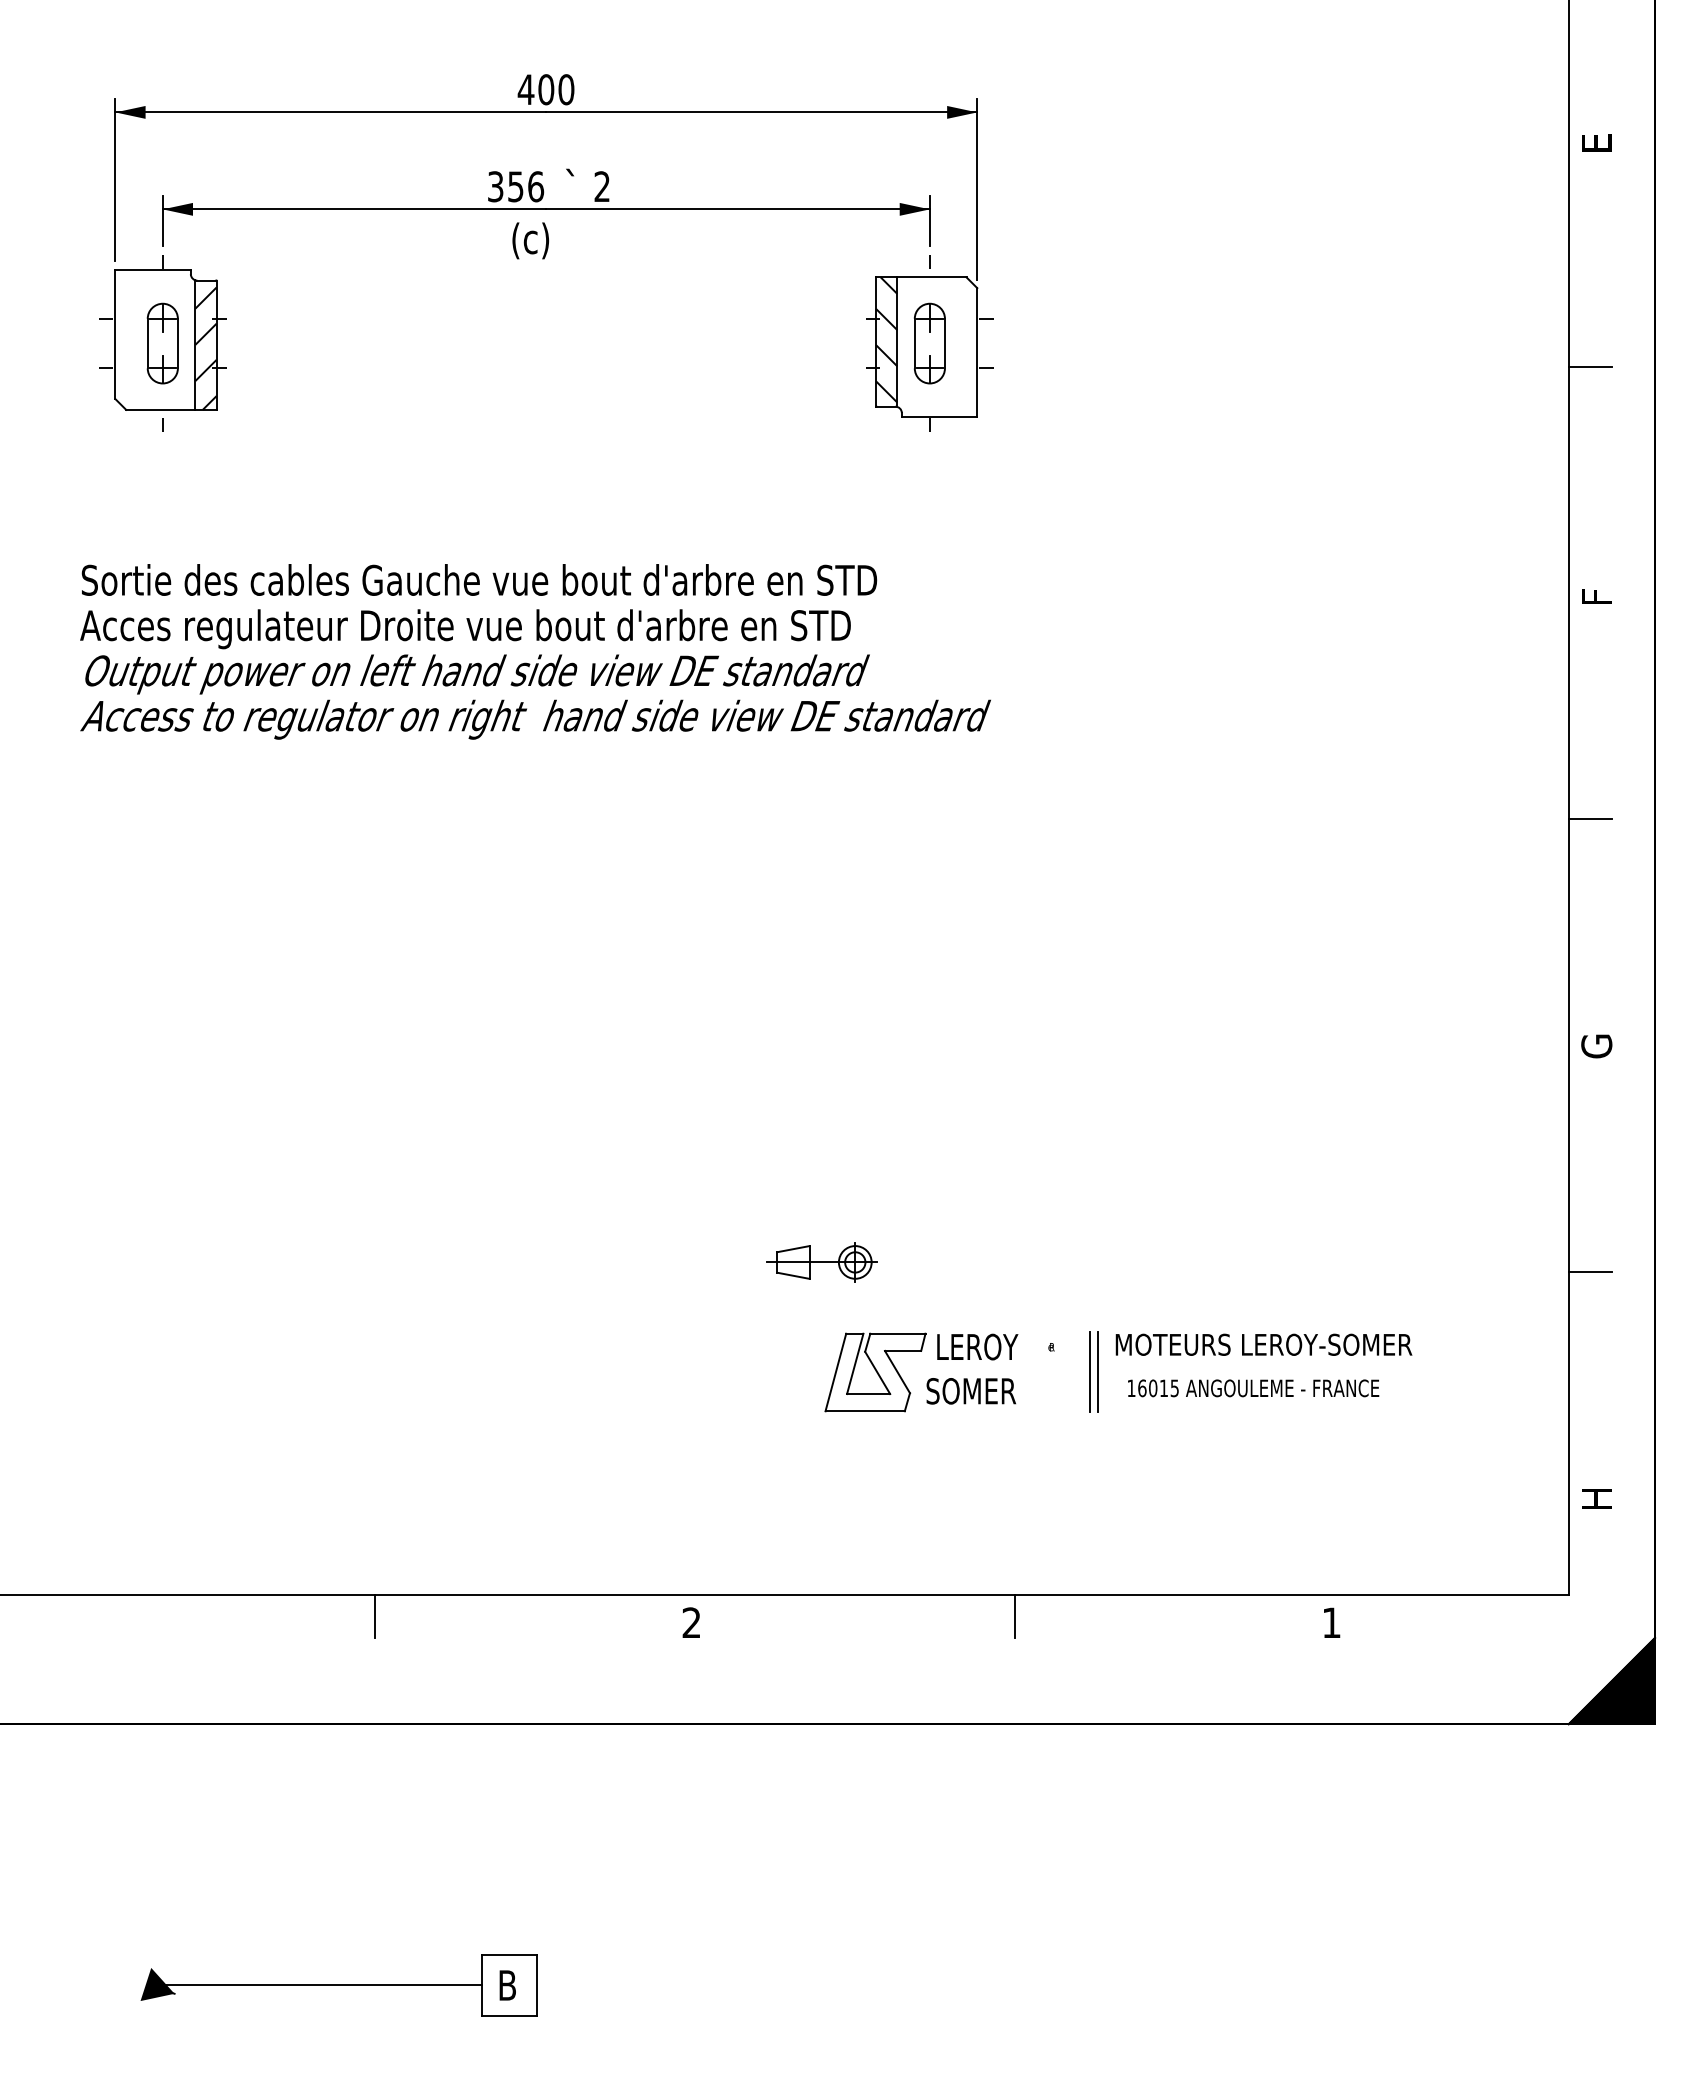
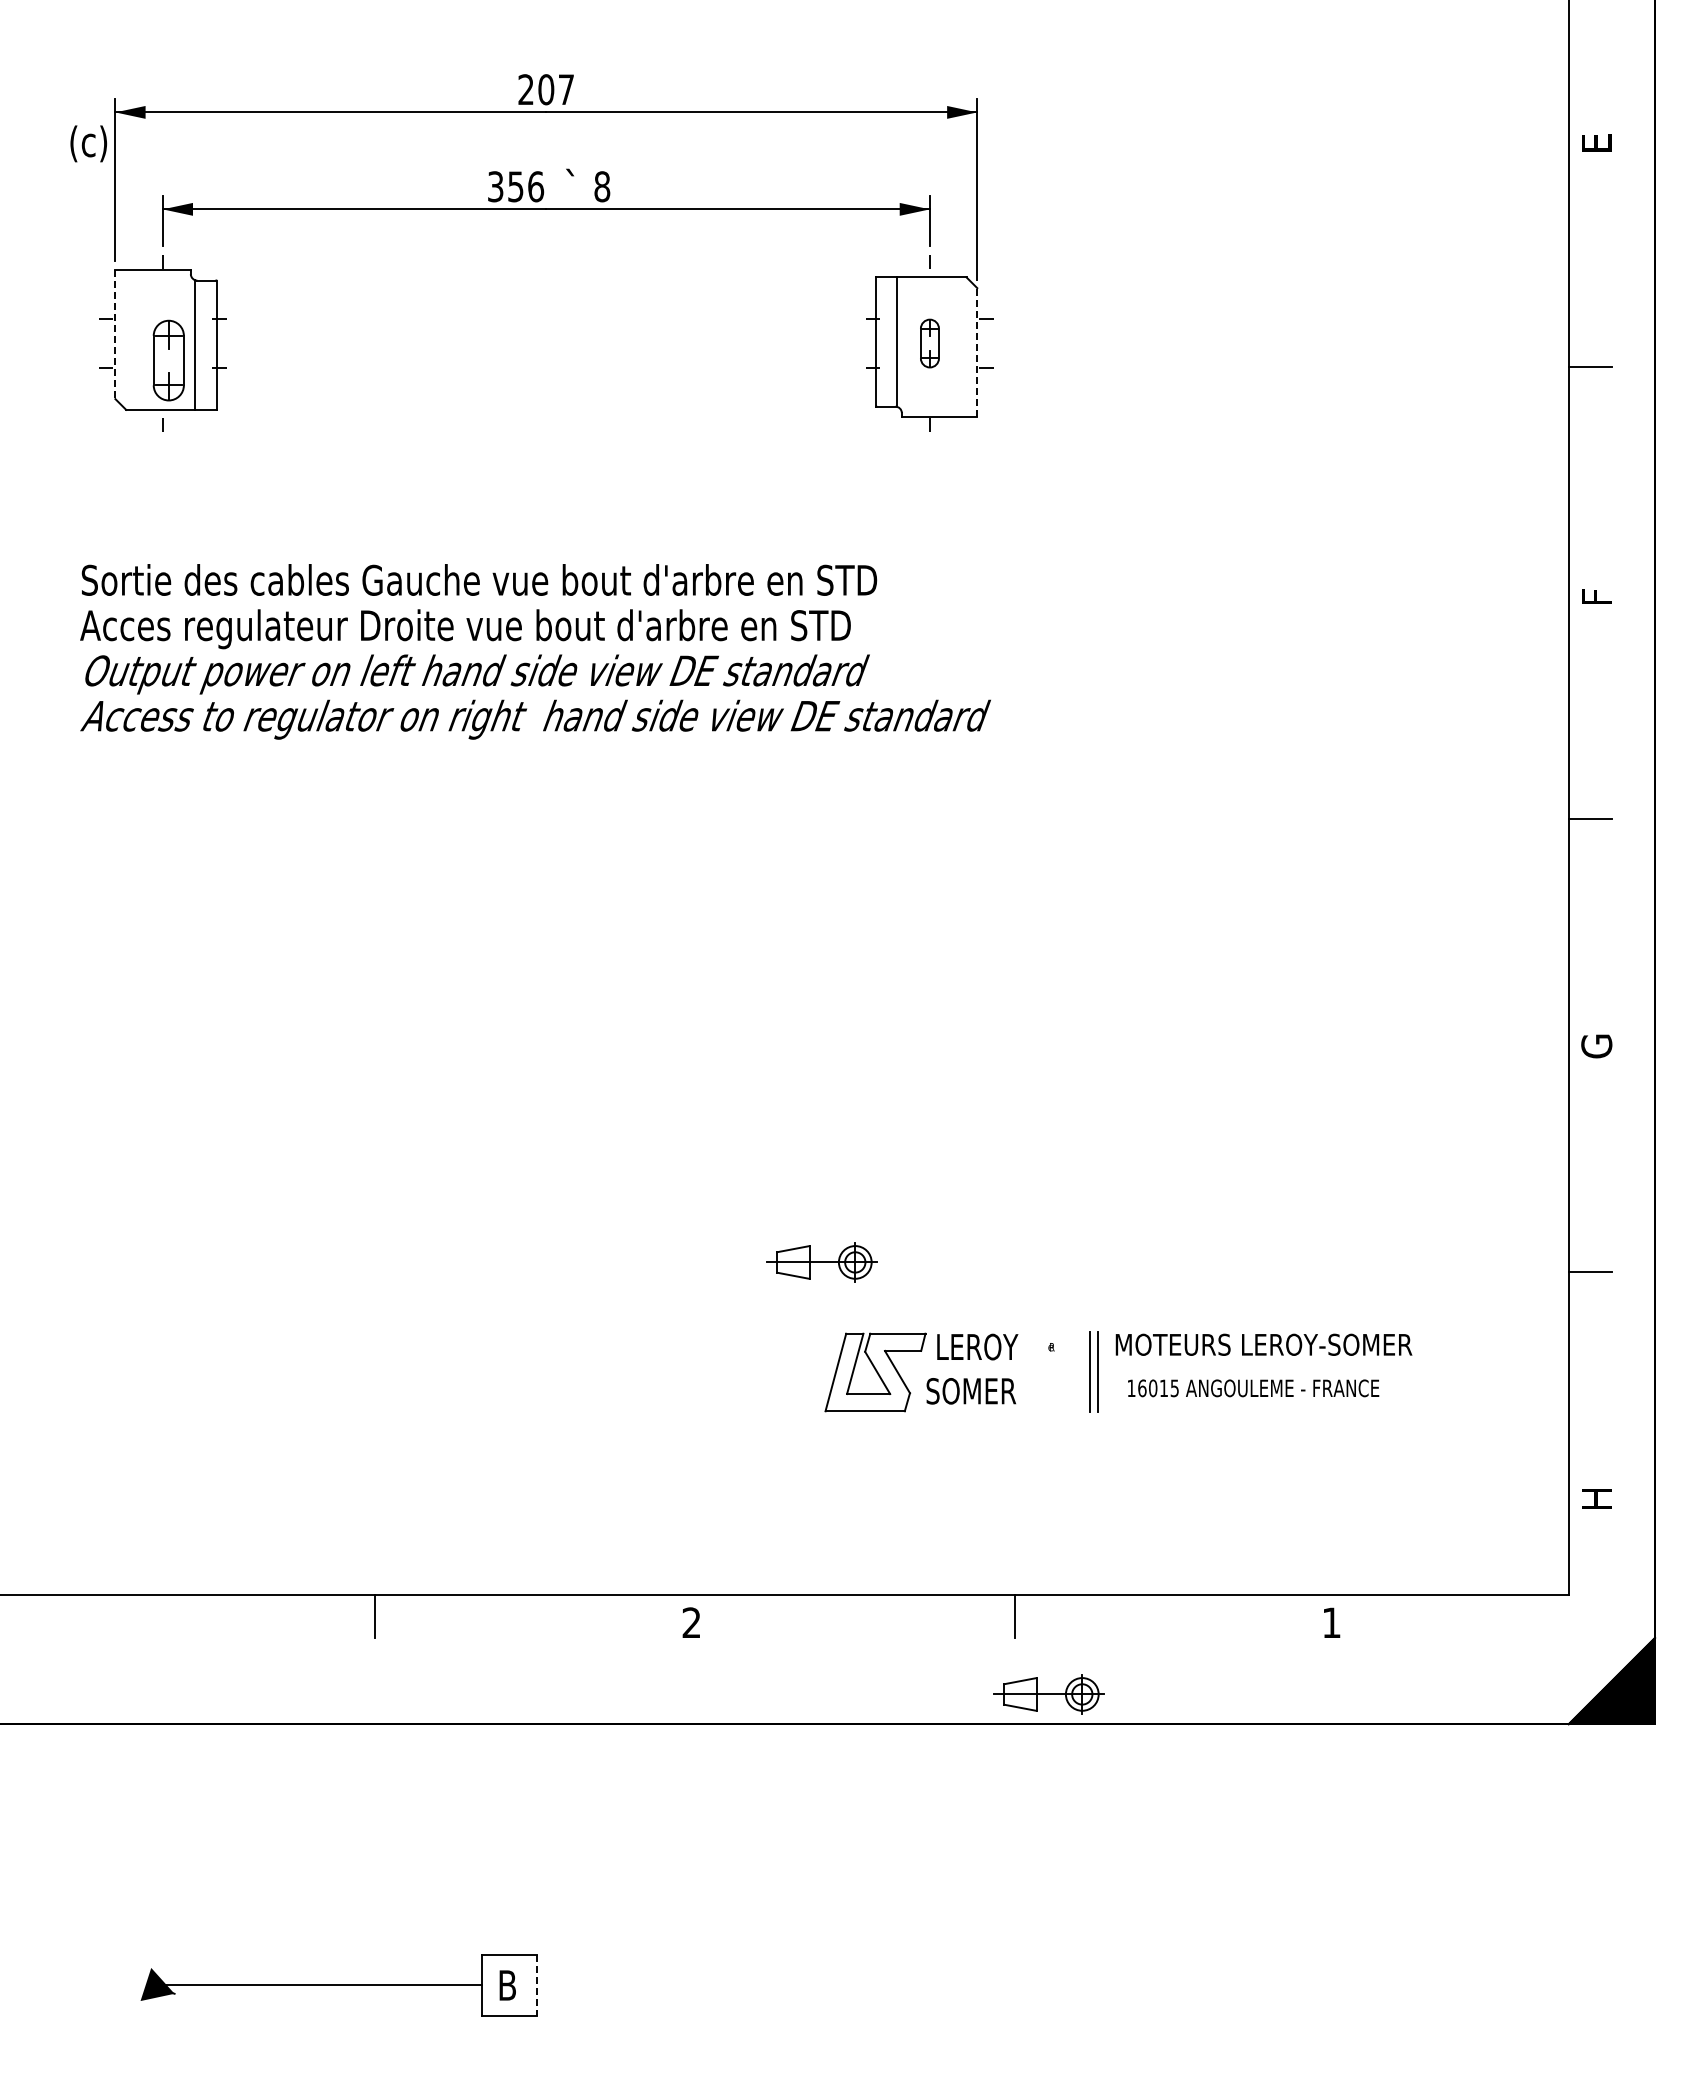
text: 400 -> 207 (545, 89)
text: 2 -> 8 (602, 186)
text position: (530, 240) -> (88, 143) (88, 143)
line: solid -> dashed (115, 334)
hatch: present -> none (886, 339)
part position: (162, 343) -> (168, 360) (168, 360)
part size: 32x83 px -> 20x51 px (929, 343)
hatch: present -> none (205, 348)
line: solid -> dashed (977, 352)
part: none -> present (1048, 1694)
line: solid -> dashed (537, 1985)
